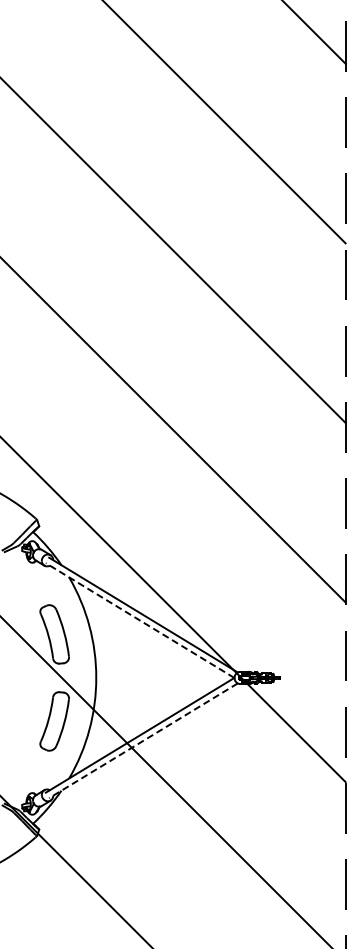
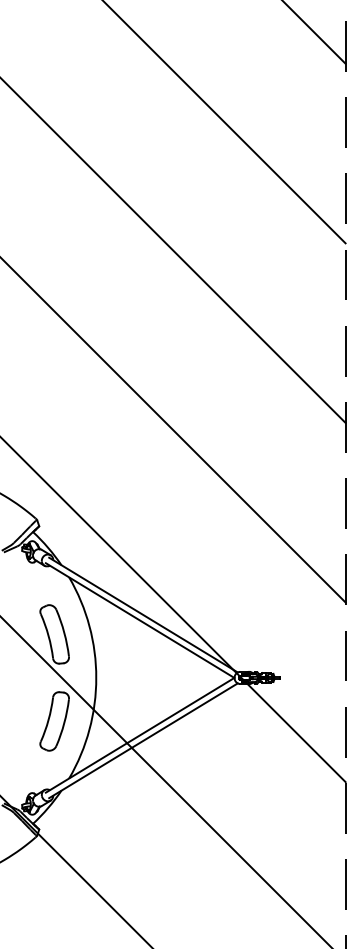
line: dashed -> solid (139, 620)
line: dashed -> solid (143, 741)
